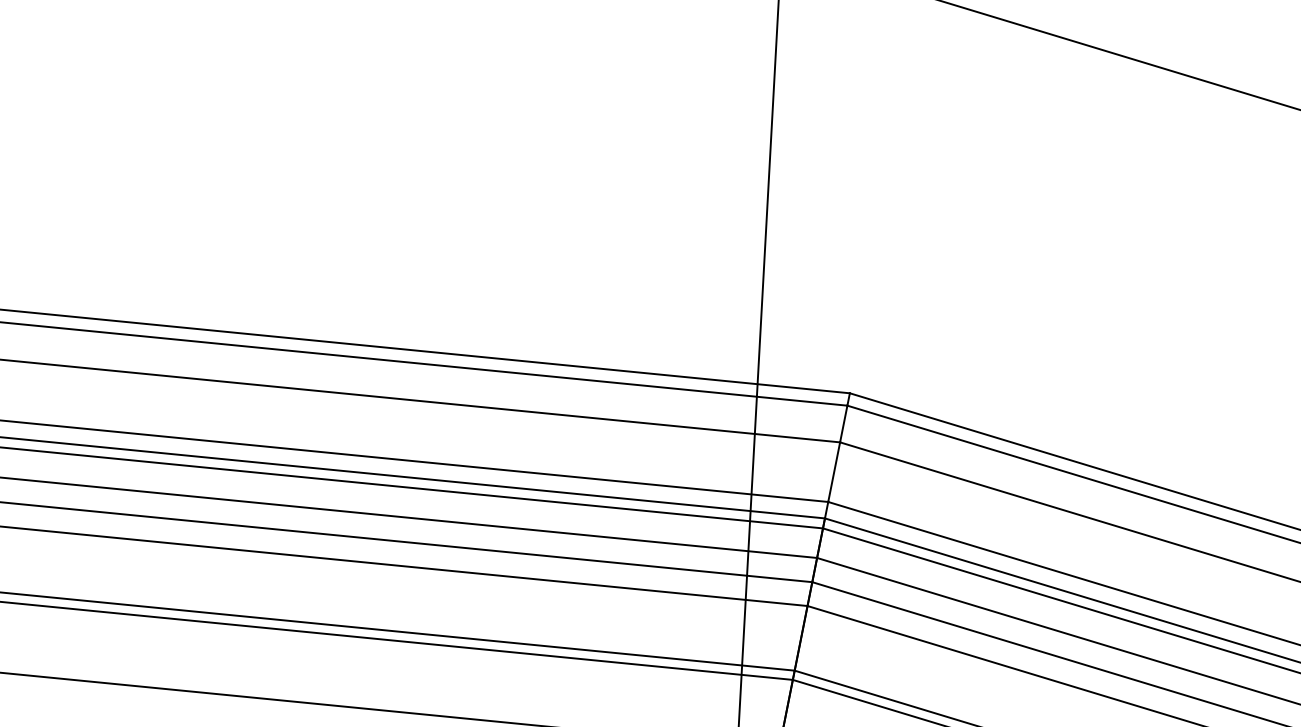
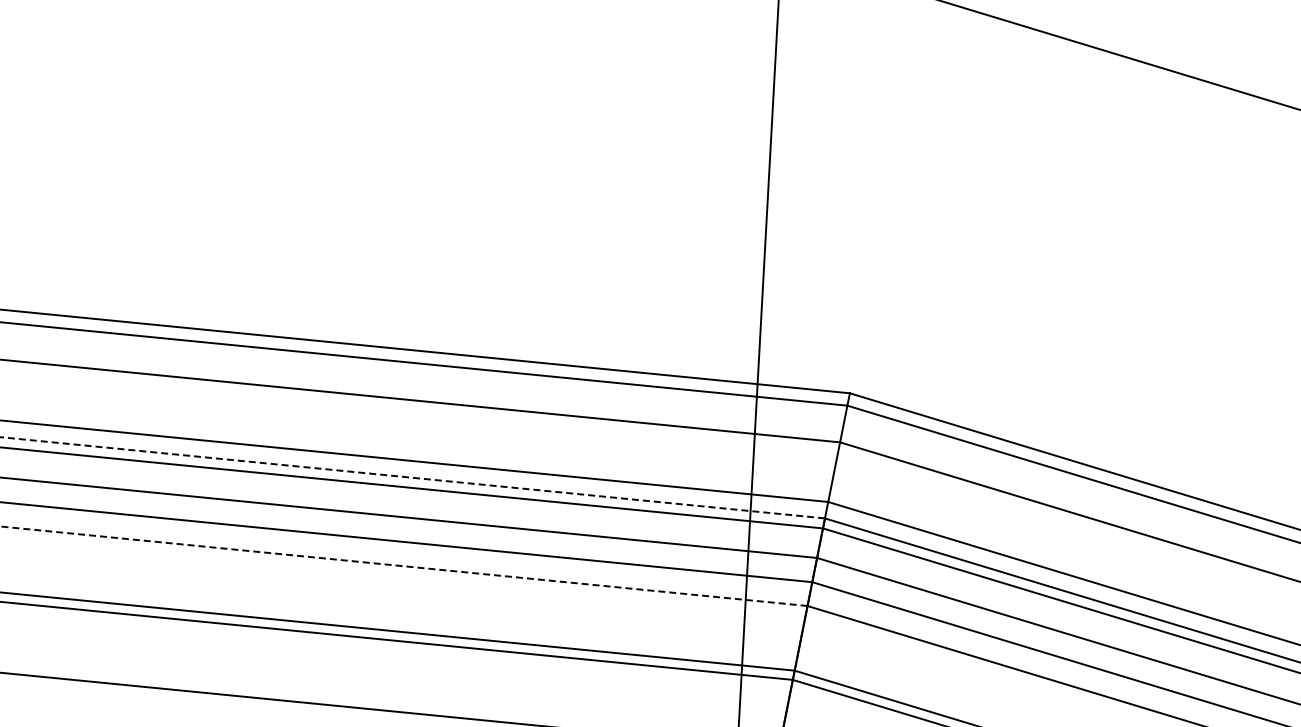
line: solid -> dashed (412, 477)
line: solid -> dashed (403, 566)
